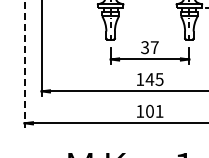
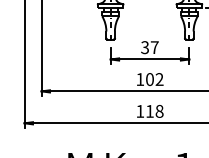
line: dashed -> solid (24, 64)
text: 145 -> 102 (154, 79)
text: 101 -> 118 (154, 110)
